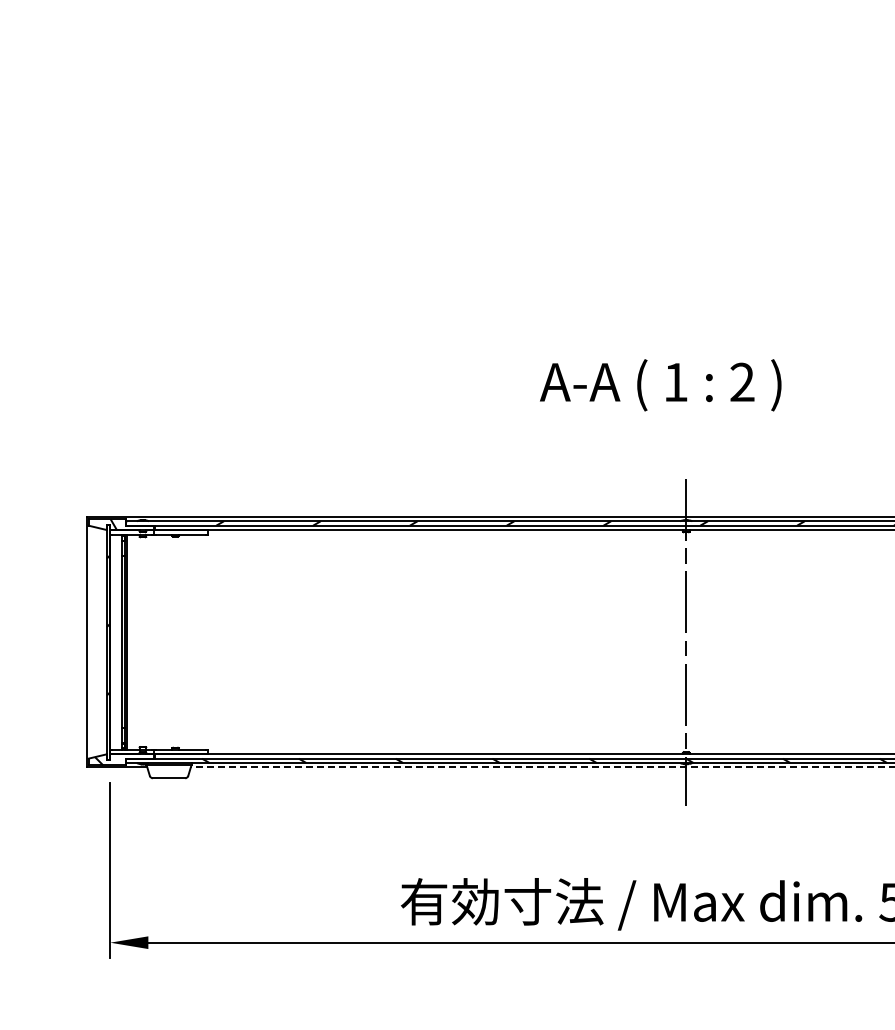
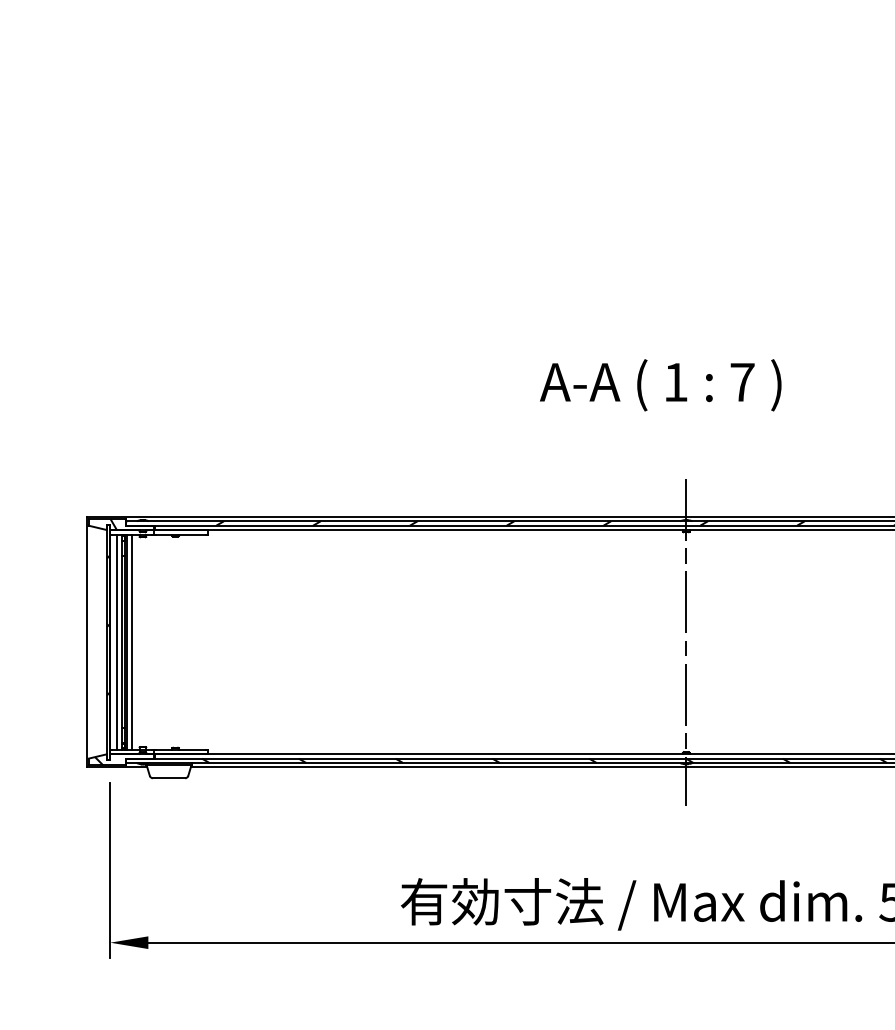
text: 2 -> 7 (742, 381)
line: none -> present (116, 641)
line: none -> present (132, 641)
line: dashed -> solid (542, 767)
